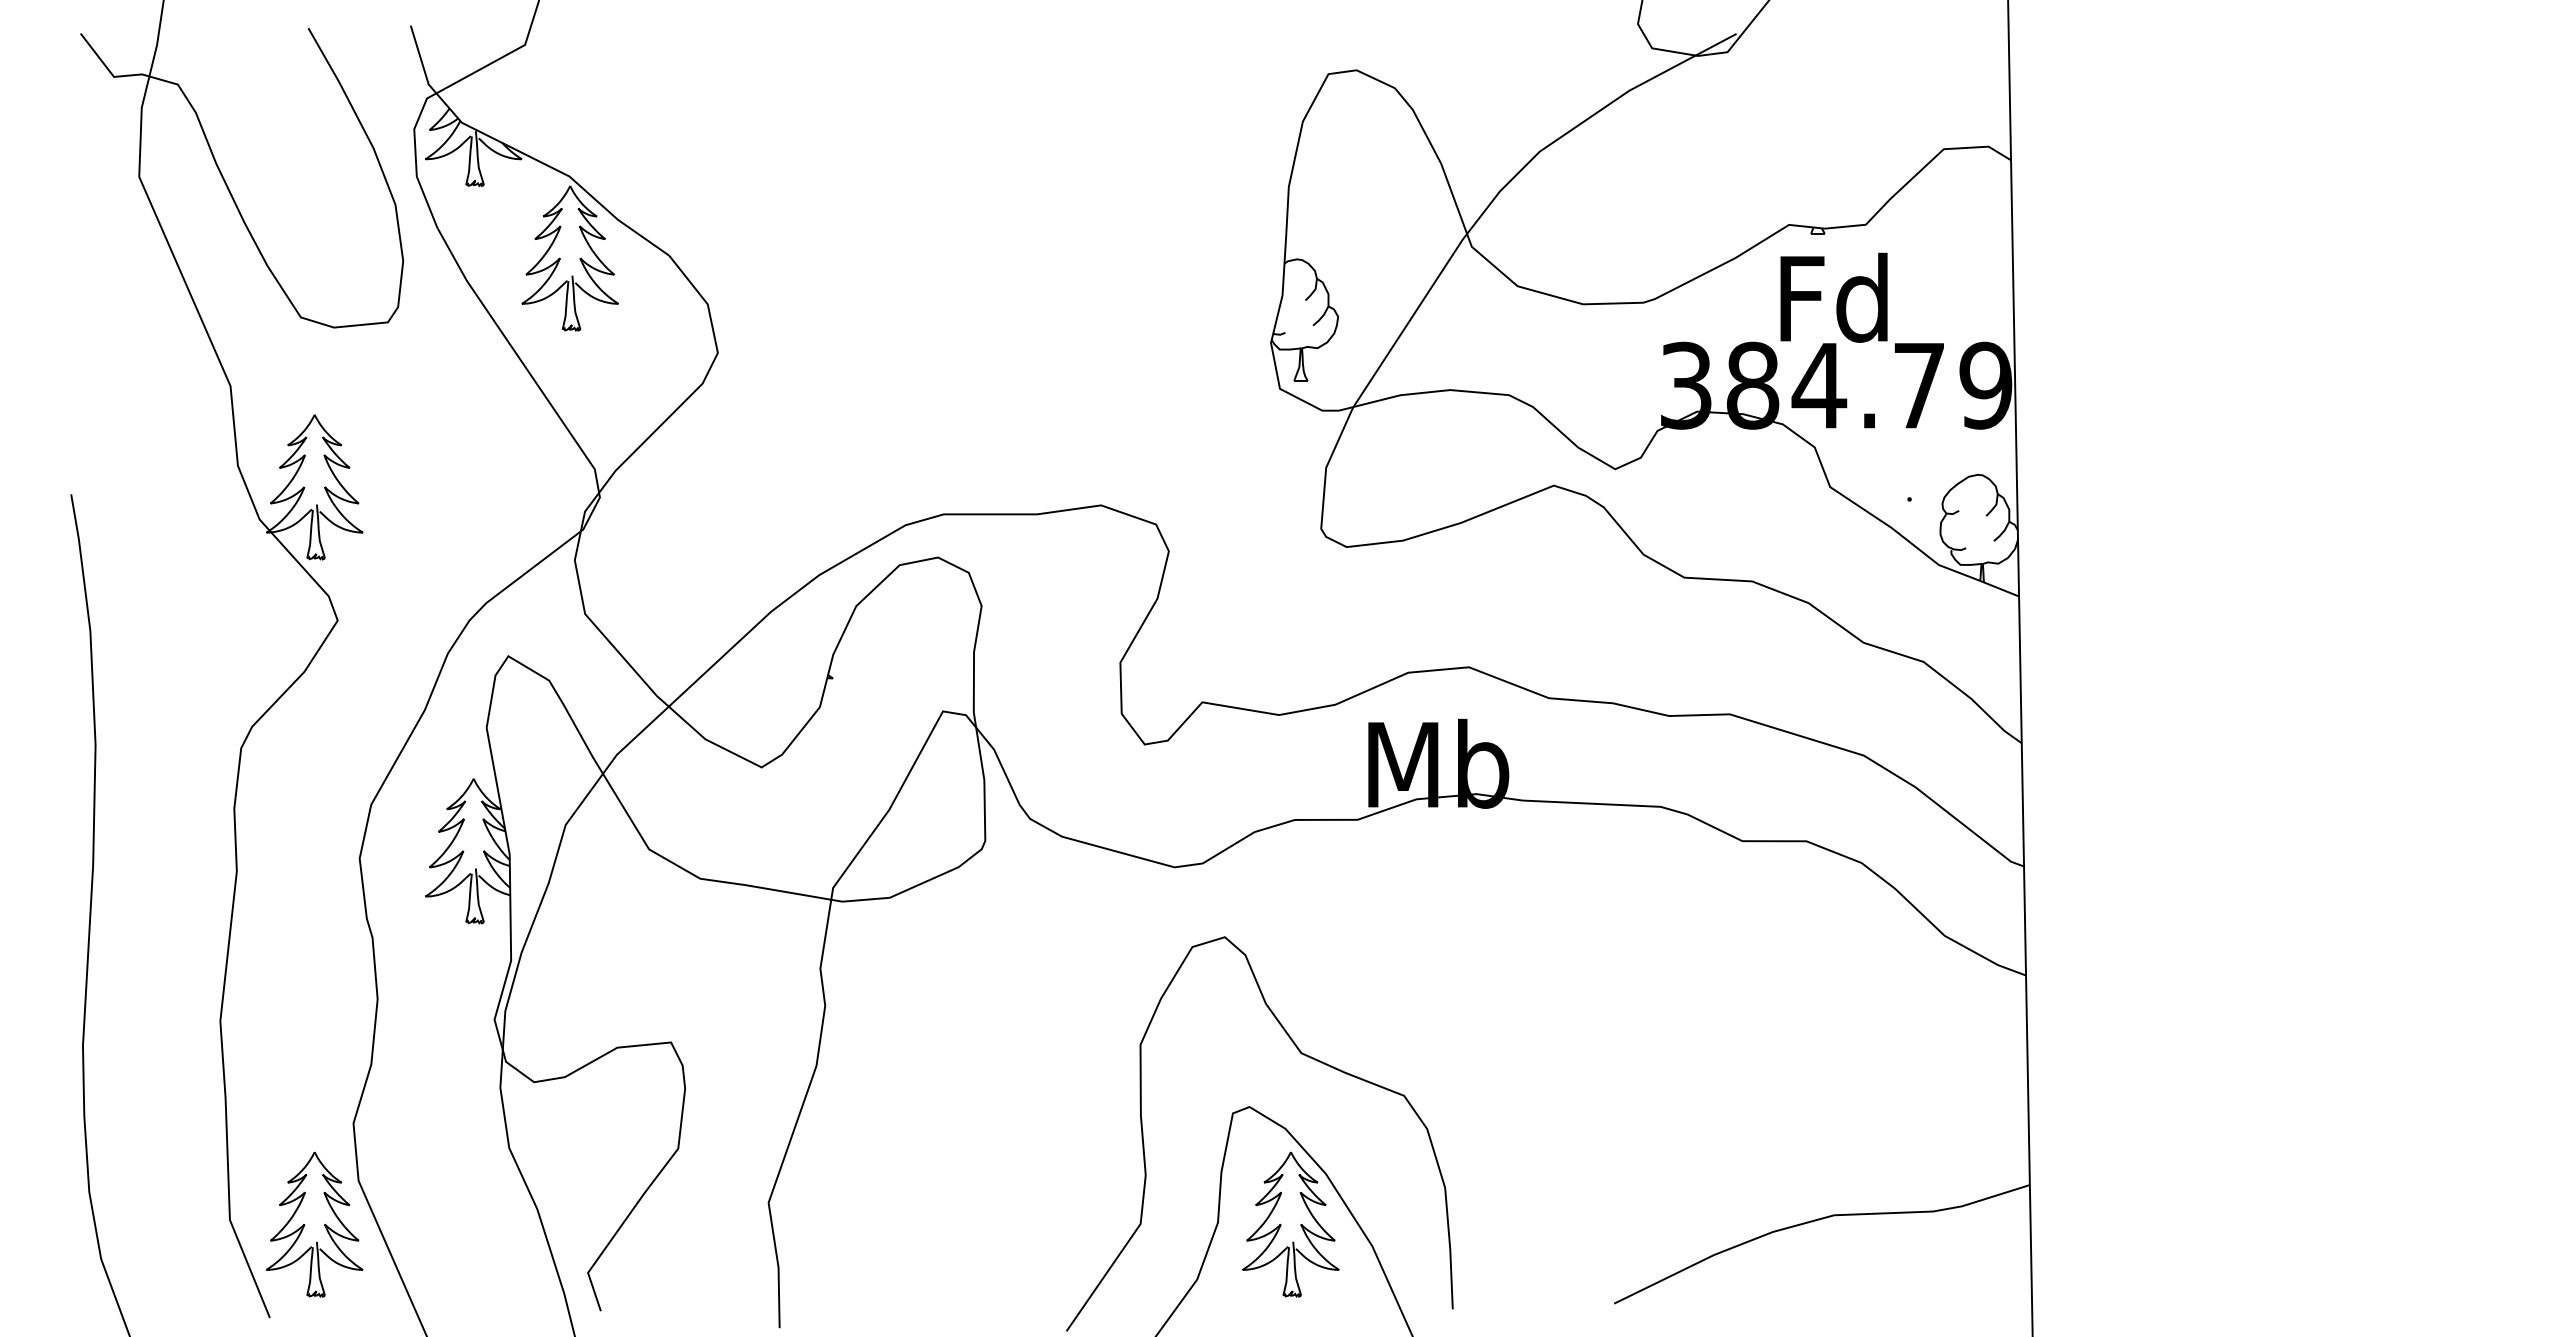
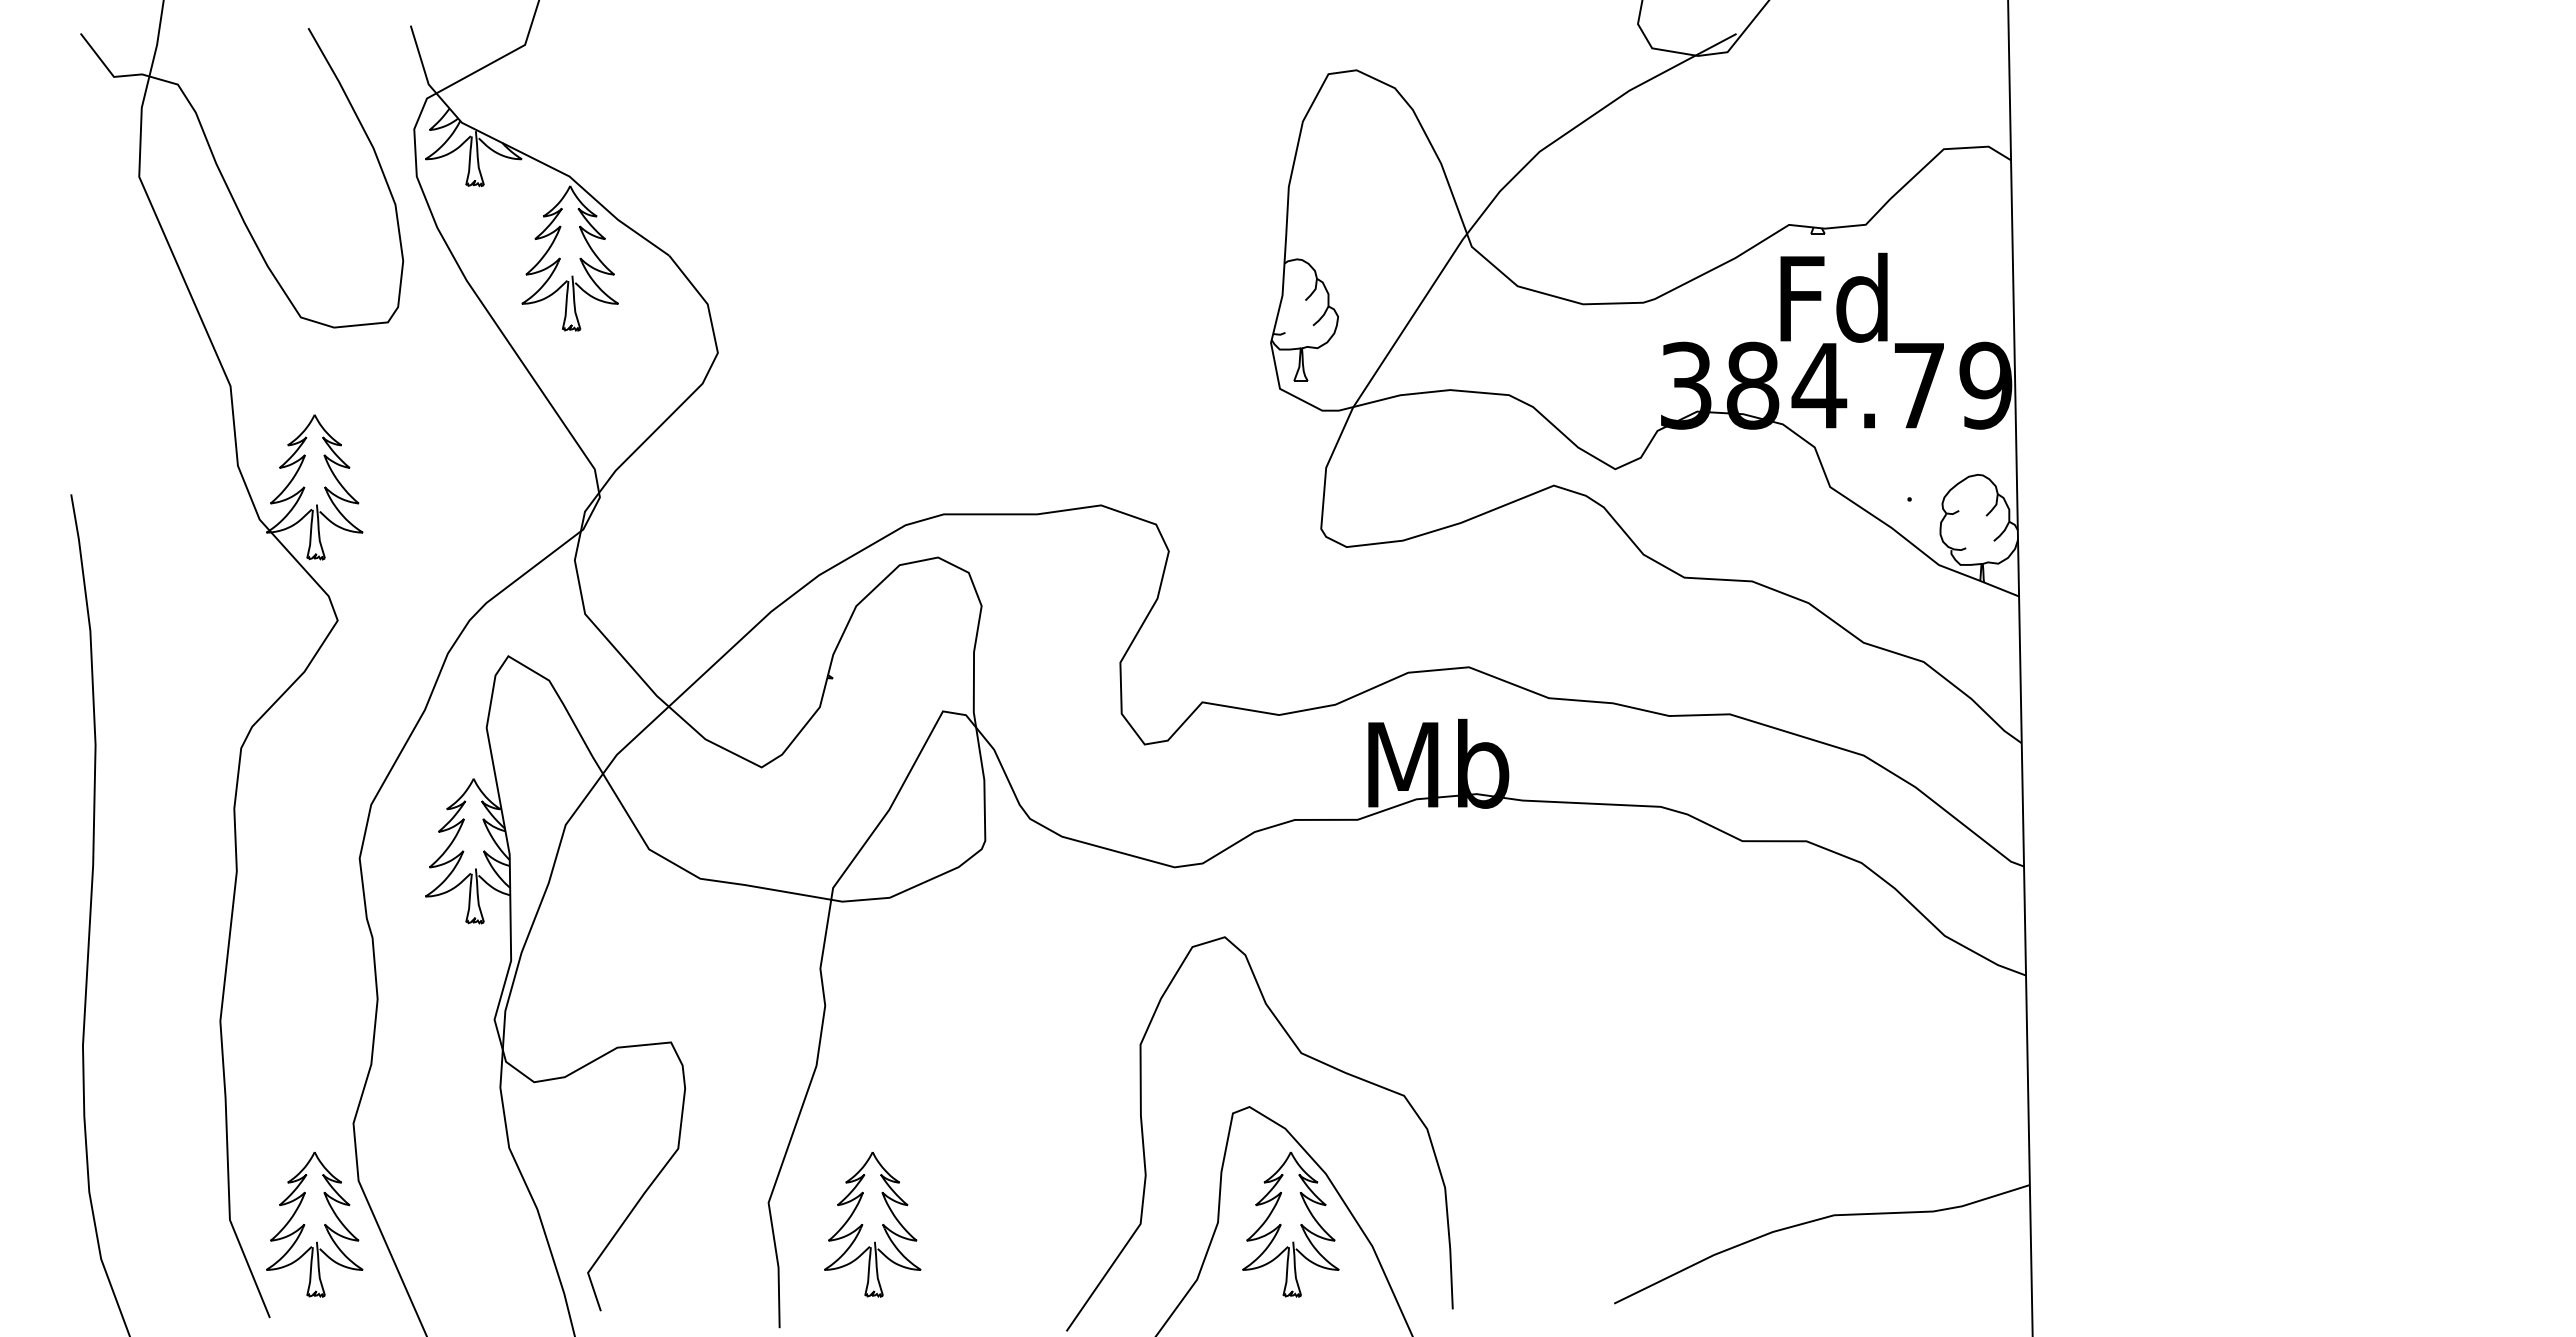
part: none -> present (872, 1224)
